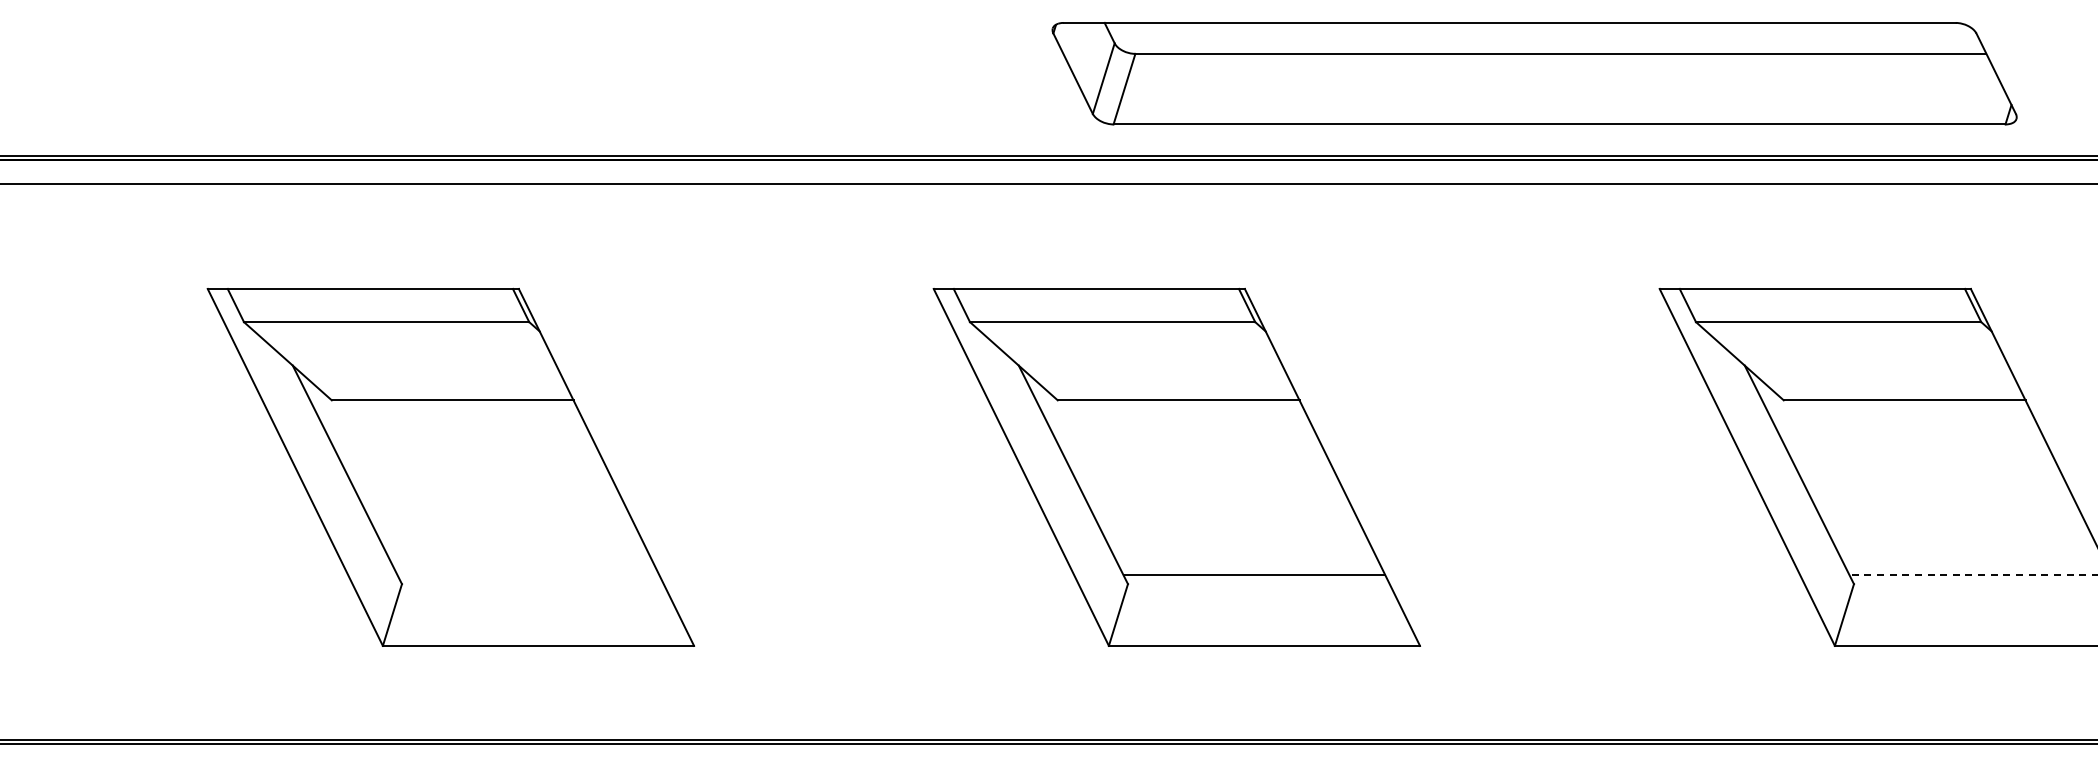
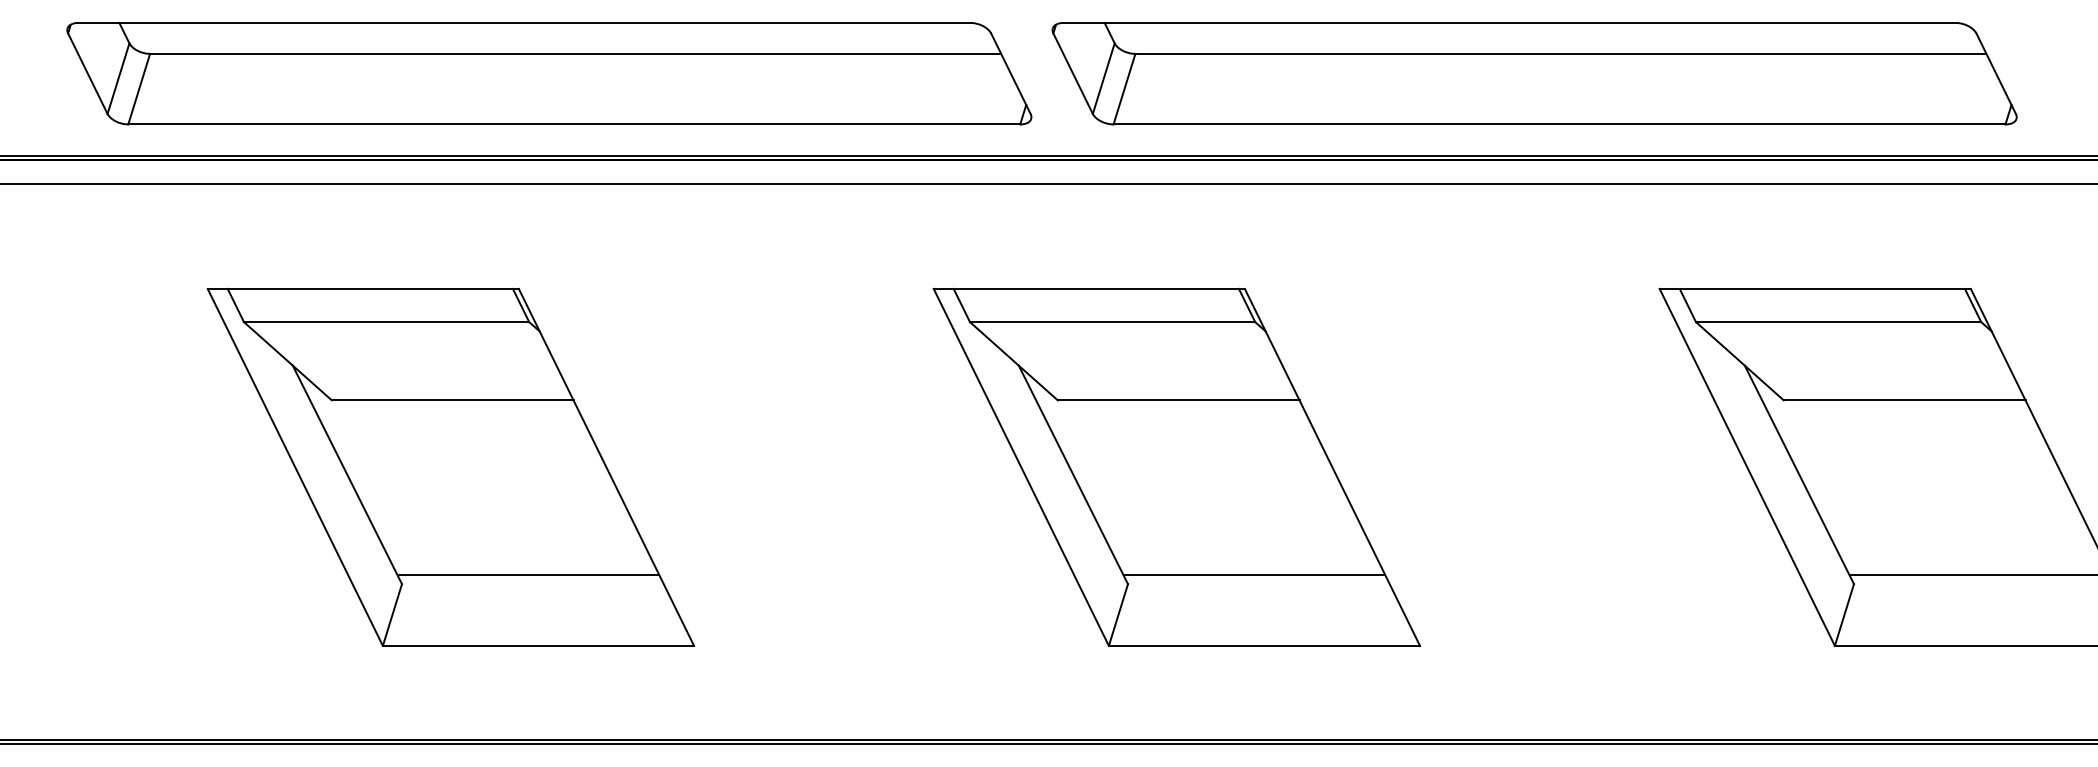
part: none -> present (549, 73)
line: none -> present (528, 575)
line: dashed -> solid (1973, 575)
